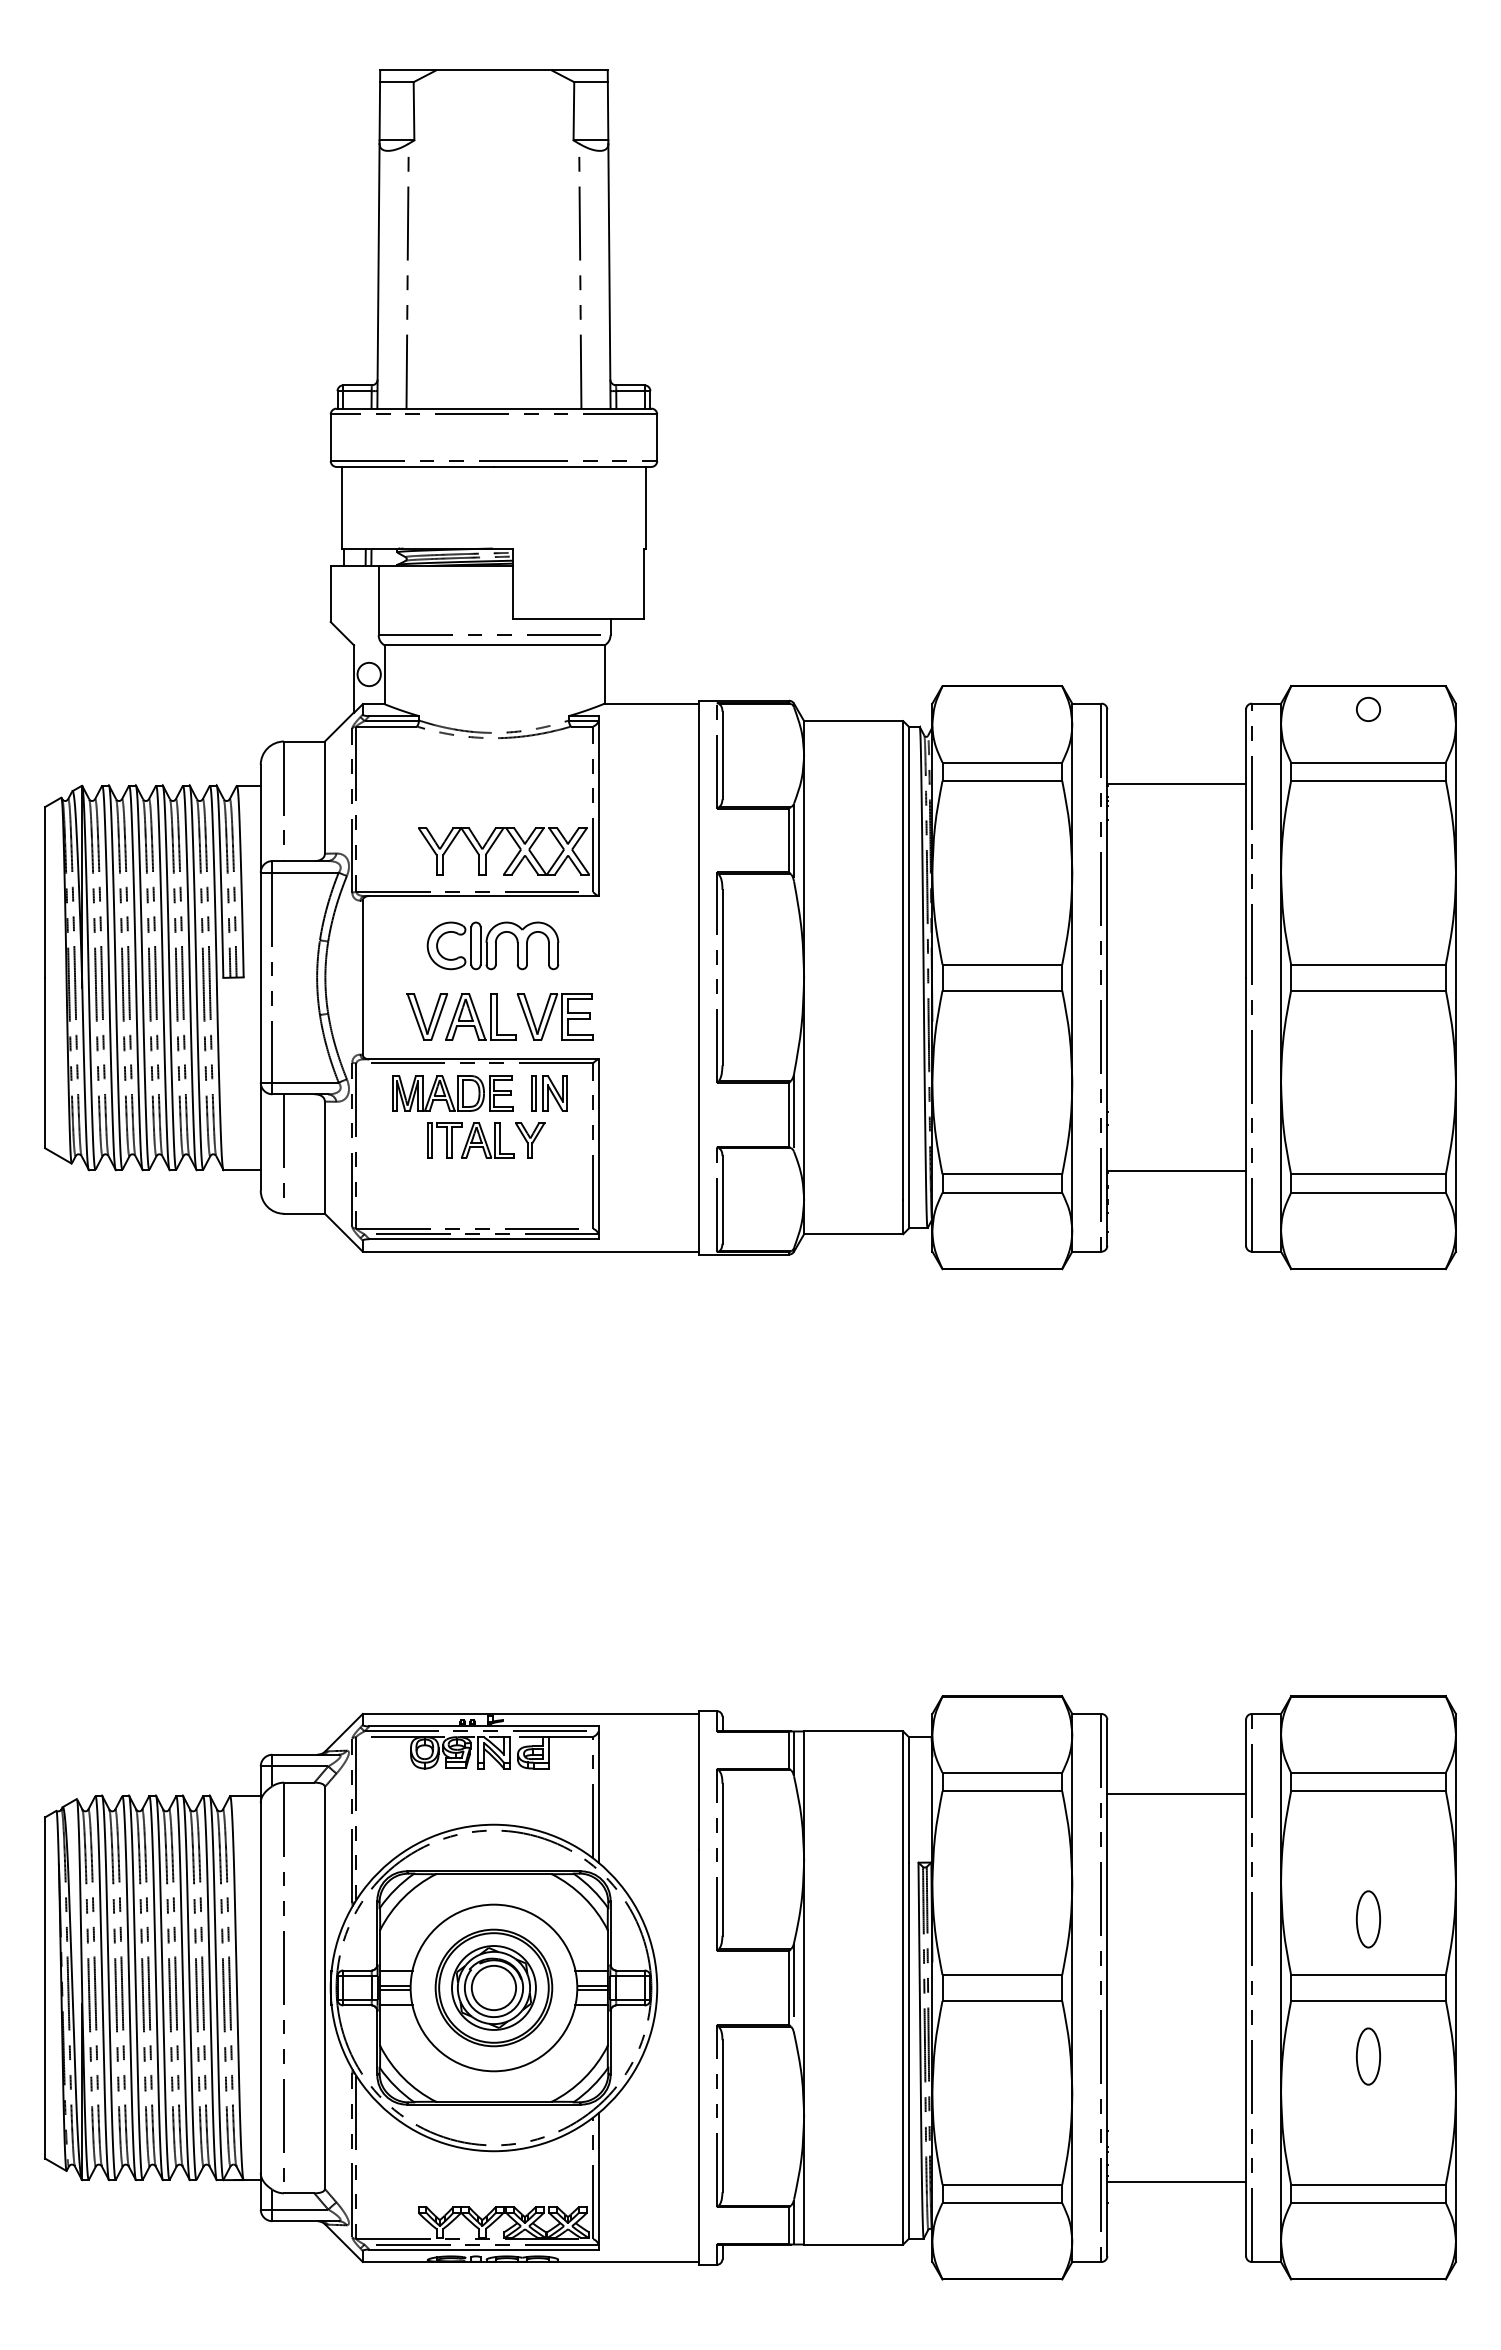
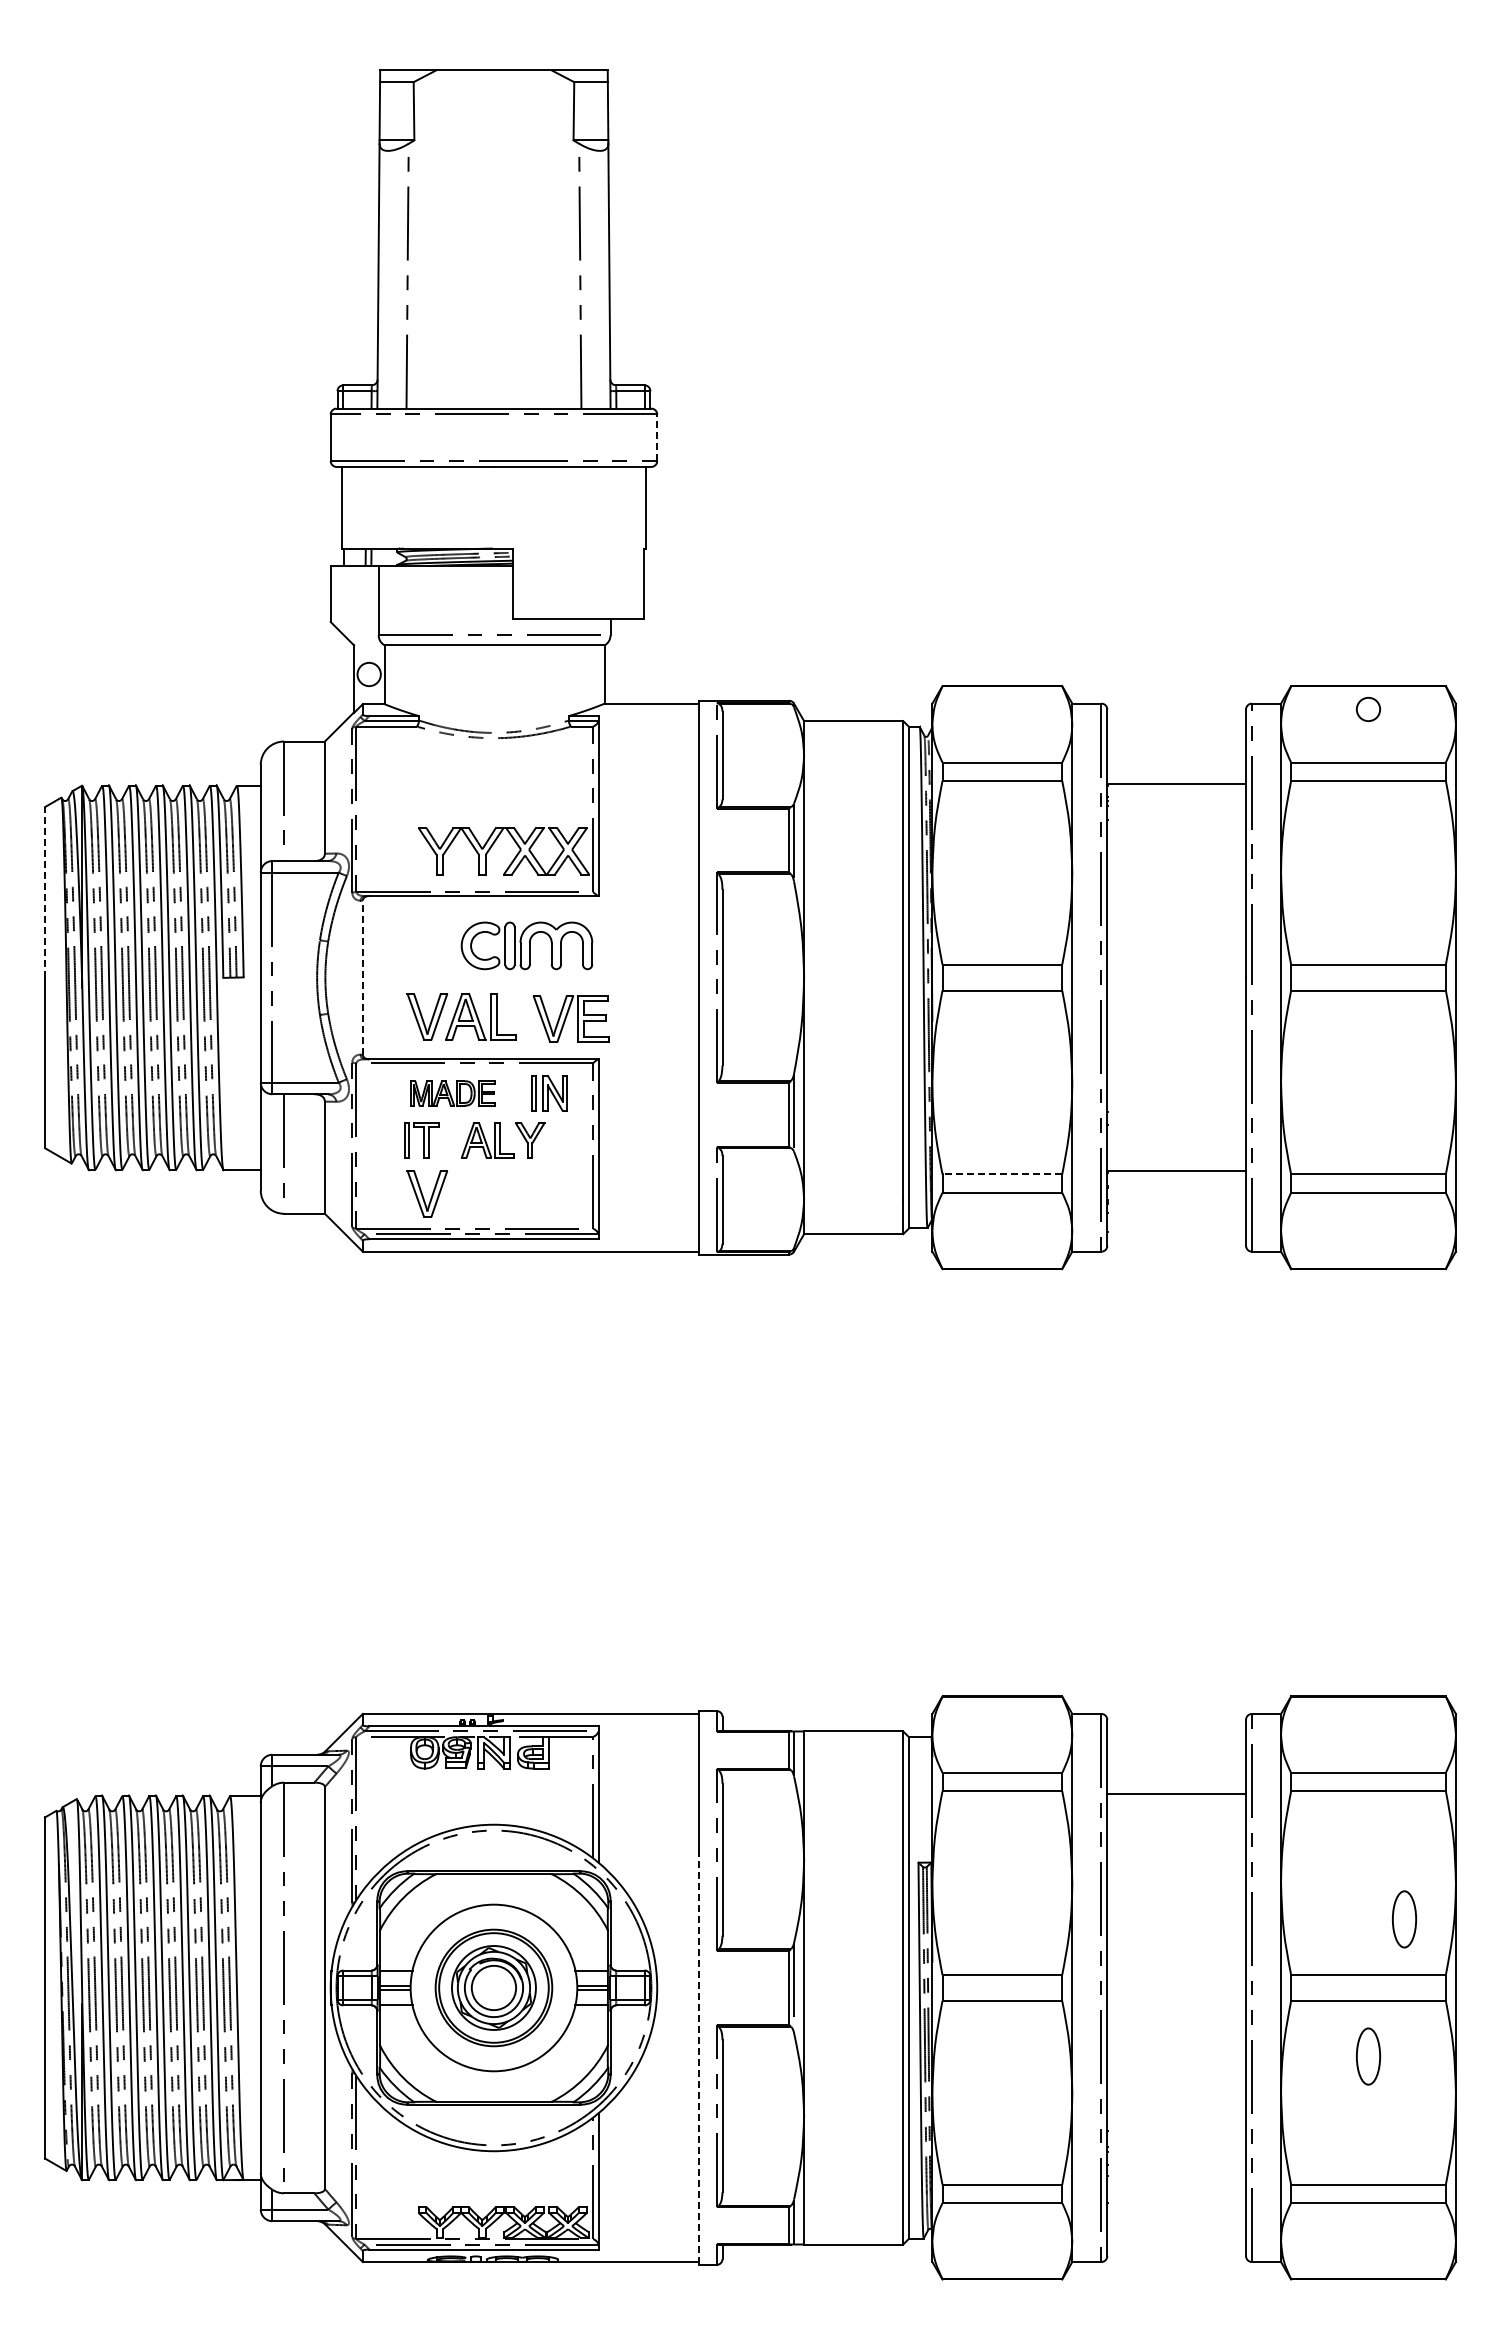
line: solid -> dashed (657, 437)
line: solid -> dashed (45, 891)
part position: (492, 945) -> (526, 945) (526, 945)
line: solid -> dashed (362, 977)
part position: (554, 1016) -> (570, 1018) (570, 1018)
part size: 122x37 px -> 86x27 px (452, 1093)
part position: (444, 1140) -> (421, 1140) (421, 1140)
line: solid -> dashed (1002, 1174)
part: none -> present (427, 1193)
part position: (1368, 1919) -> (1404, 1919) (1404, 1919)
line: solid -> dashed (699, 2057)
line: present -> none (1176, 2181)
